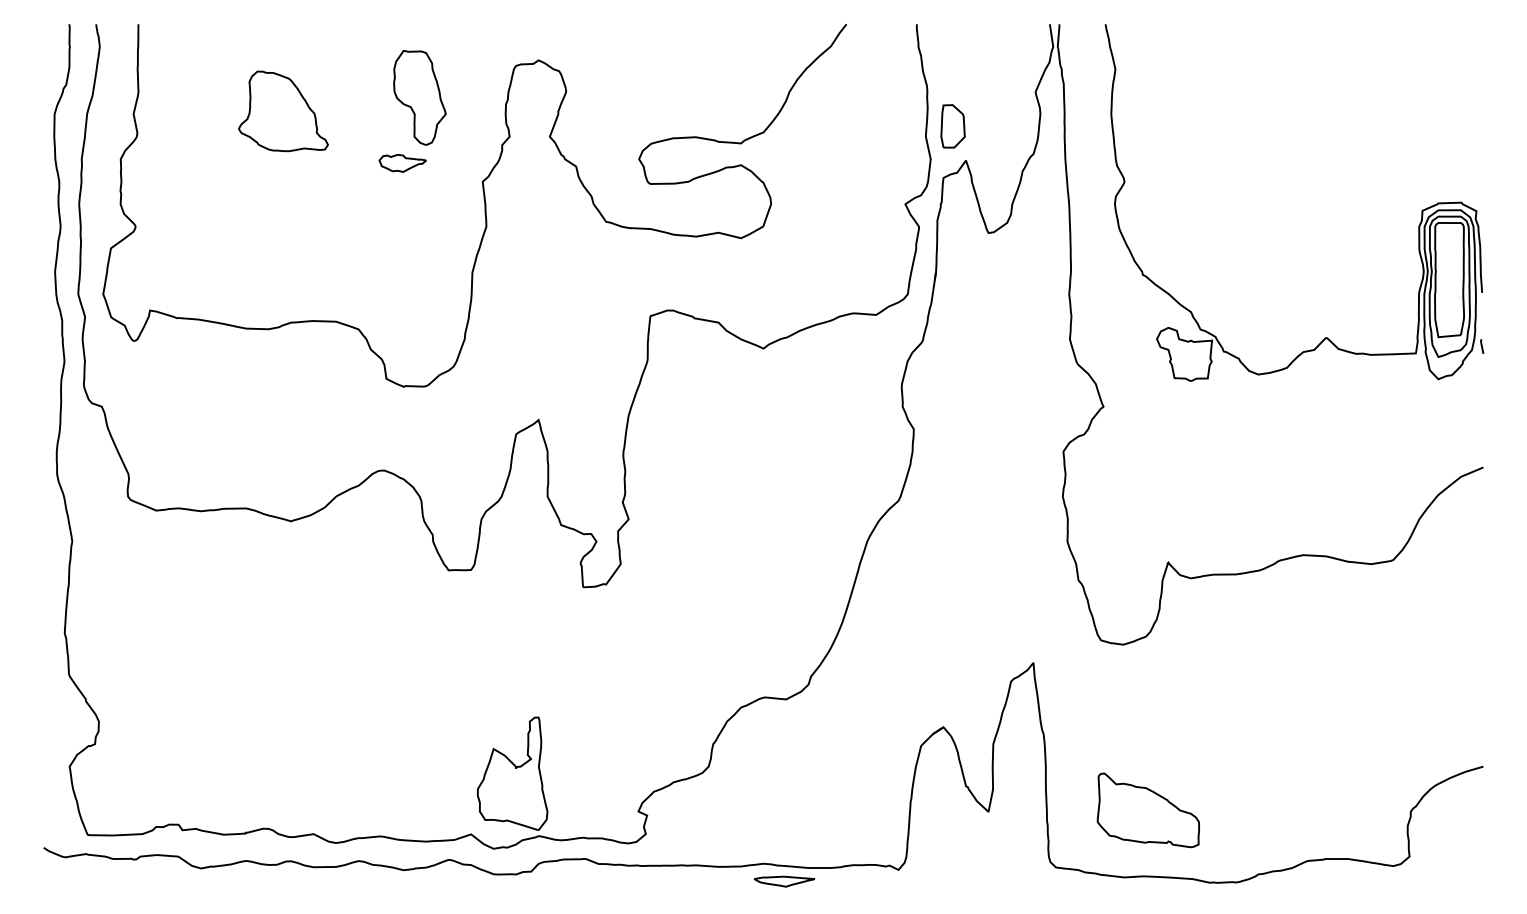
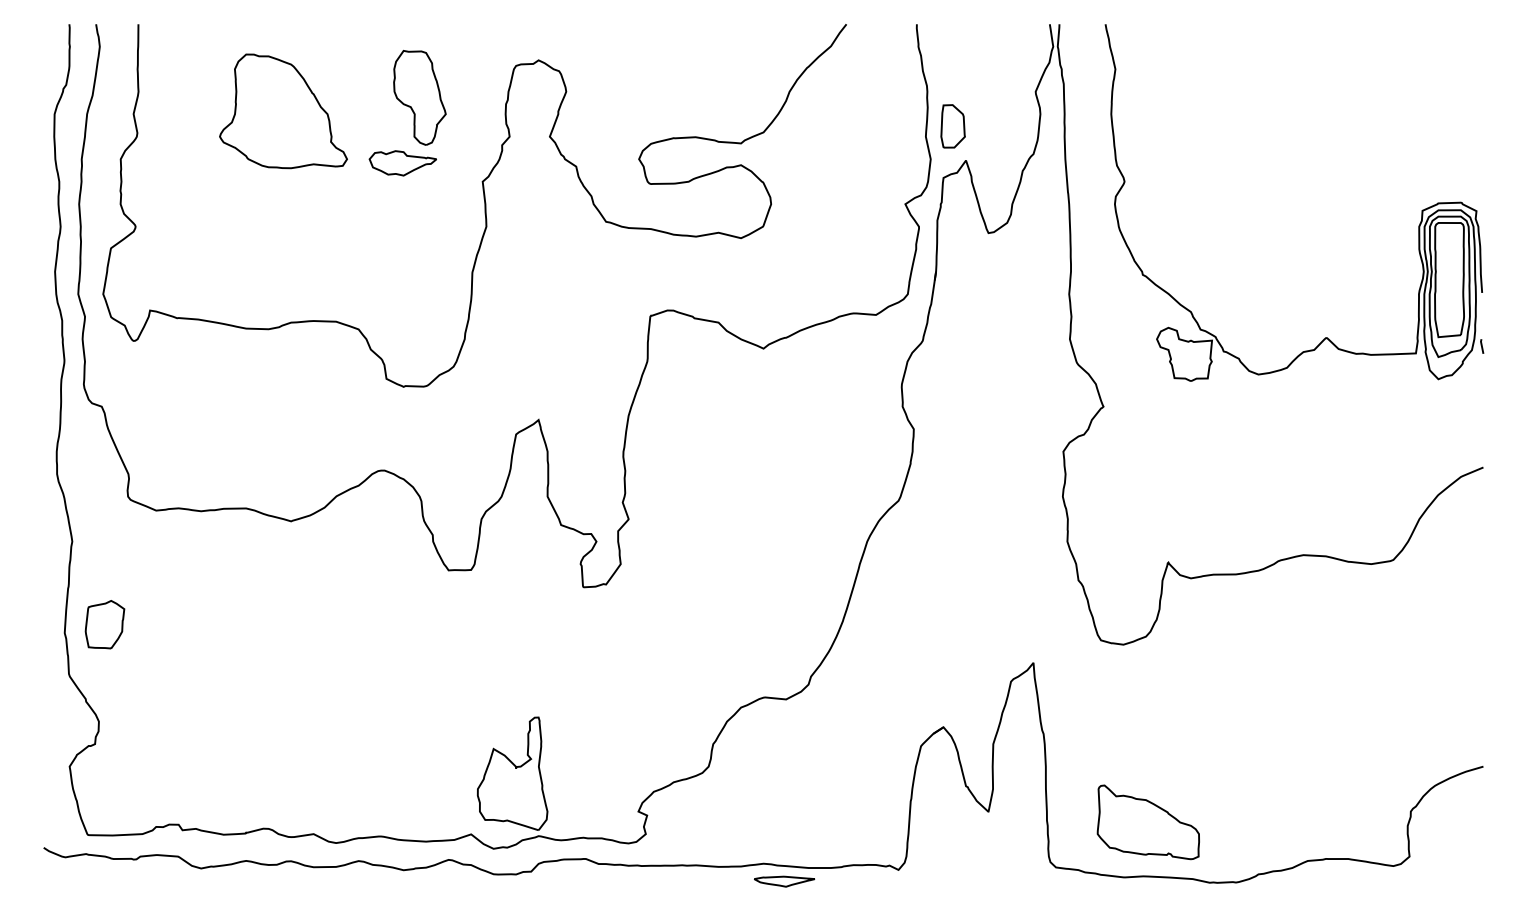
part size: 91x83 px -> 129x117 px (283, 111)
part size: 49x19 px -> 69x27 px (402, 163)
part: none -> present (104, 624)
part position: (1147, 810) -> (1147, 822) (1147, 822)
